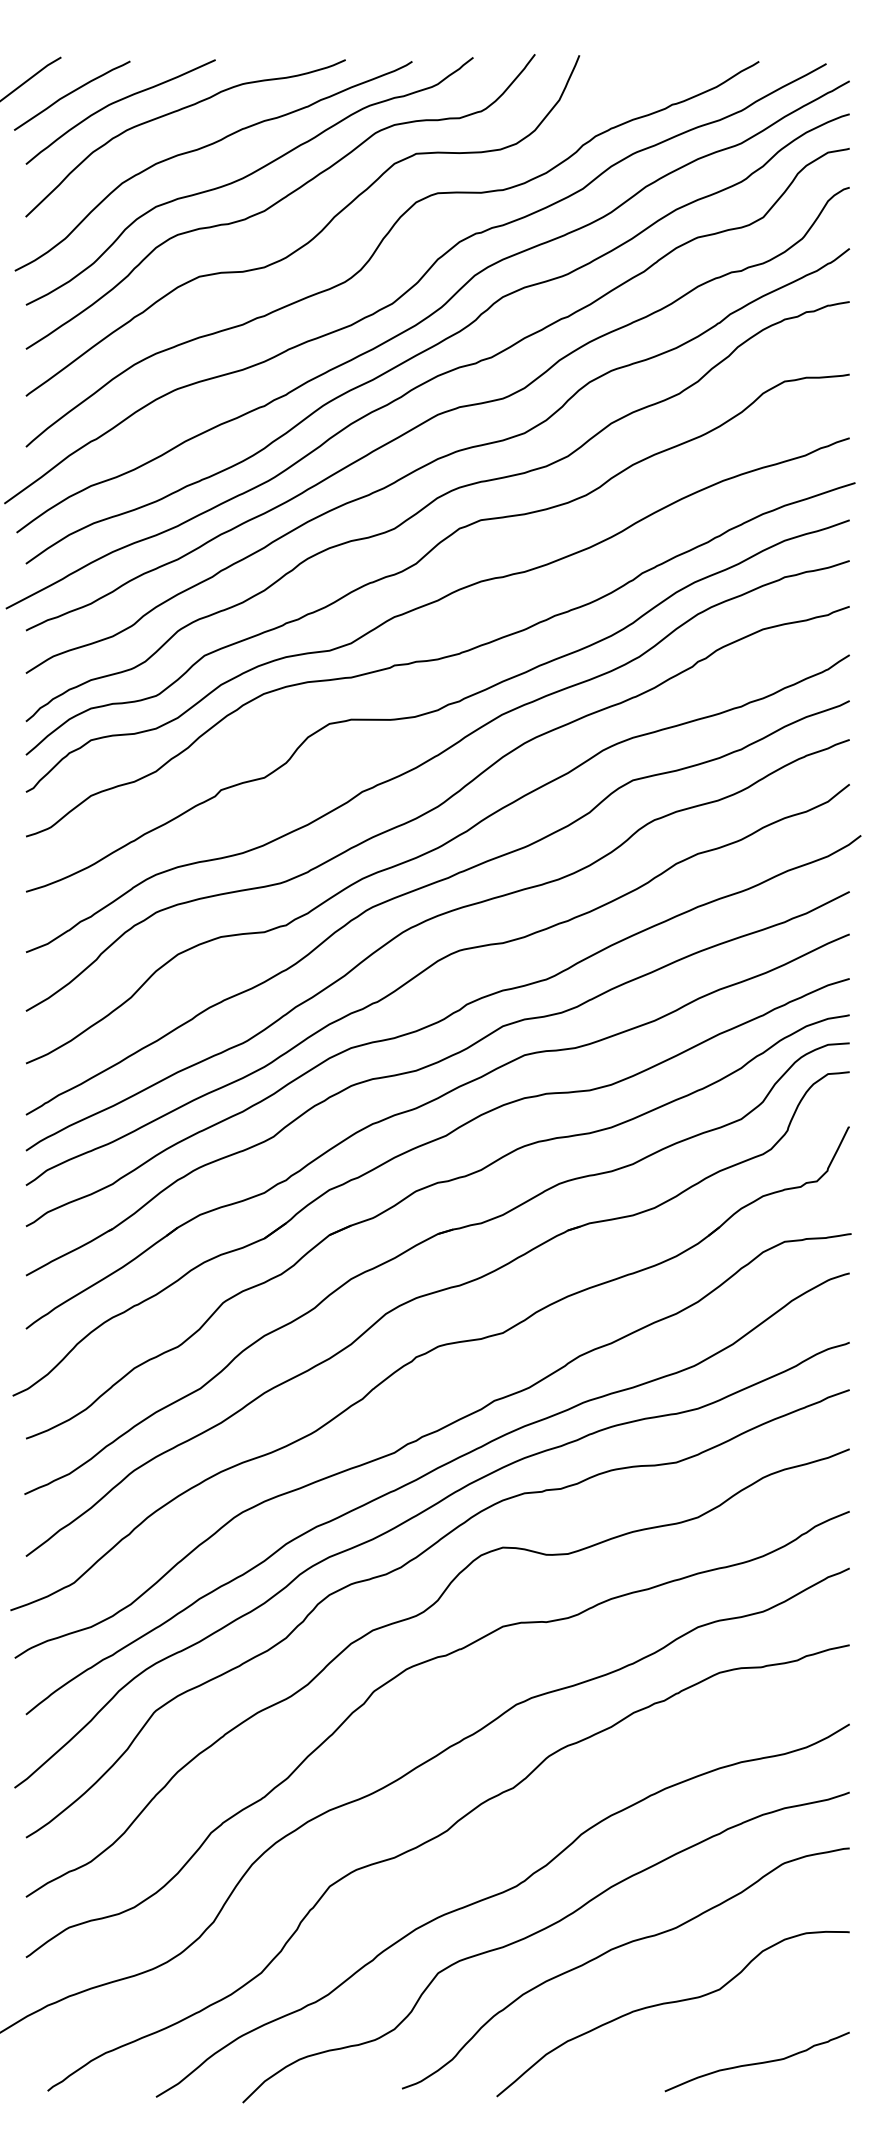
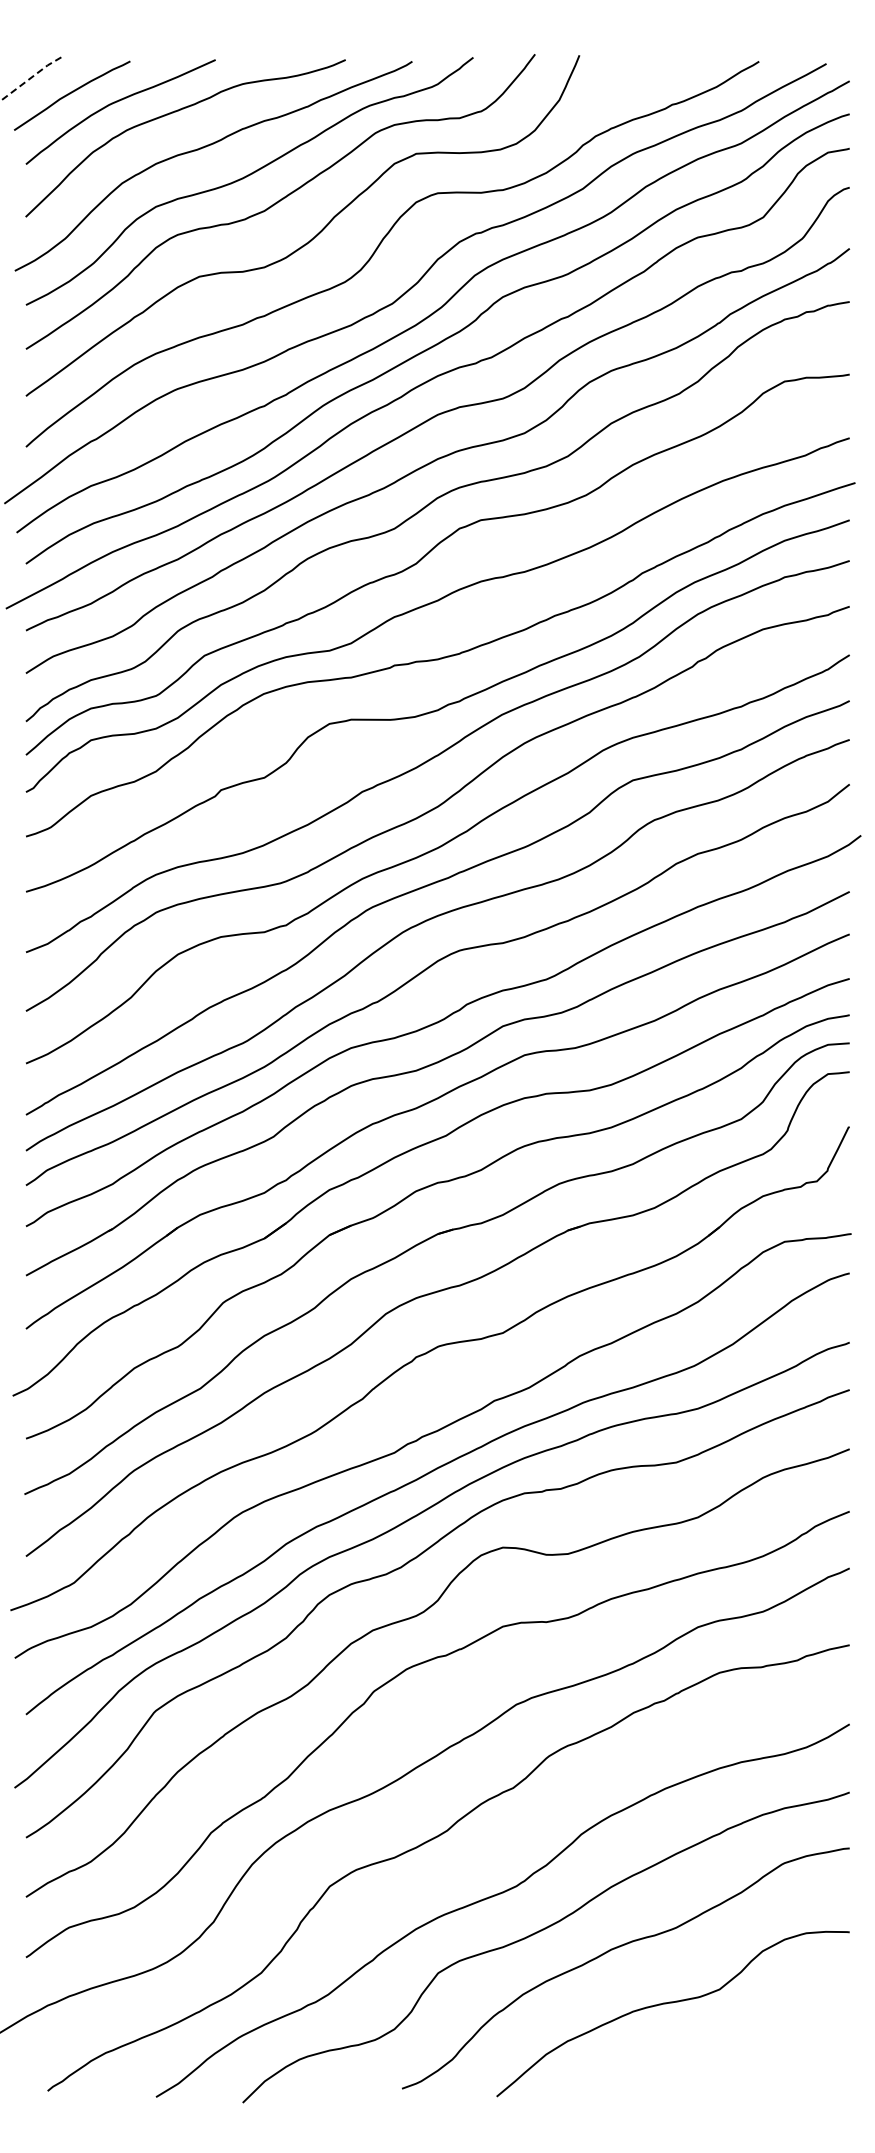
line: solid -> dashed (30, 78)
curve: present -> none (756, 2062)
